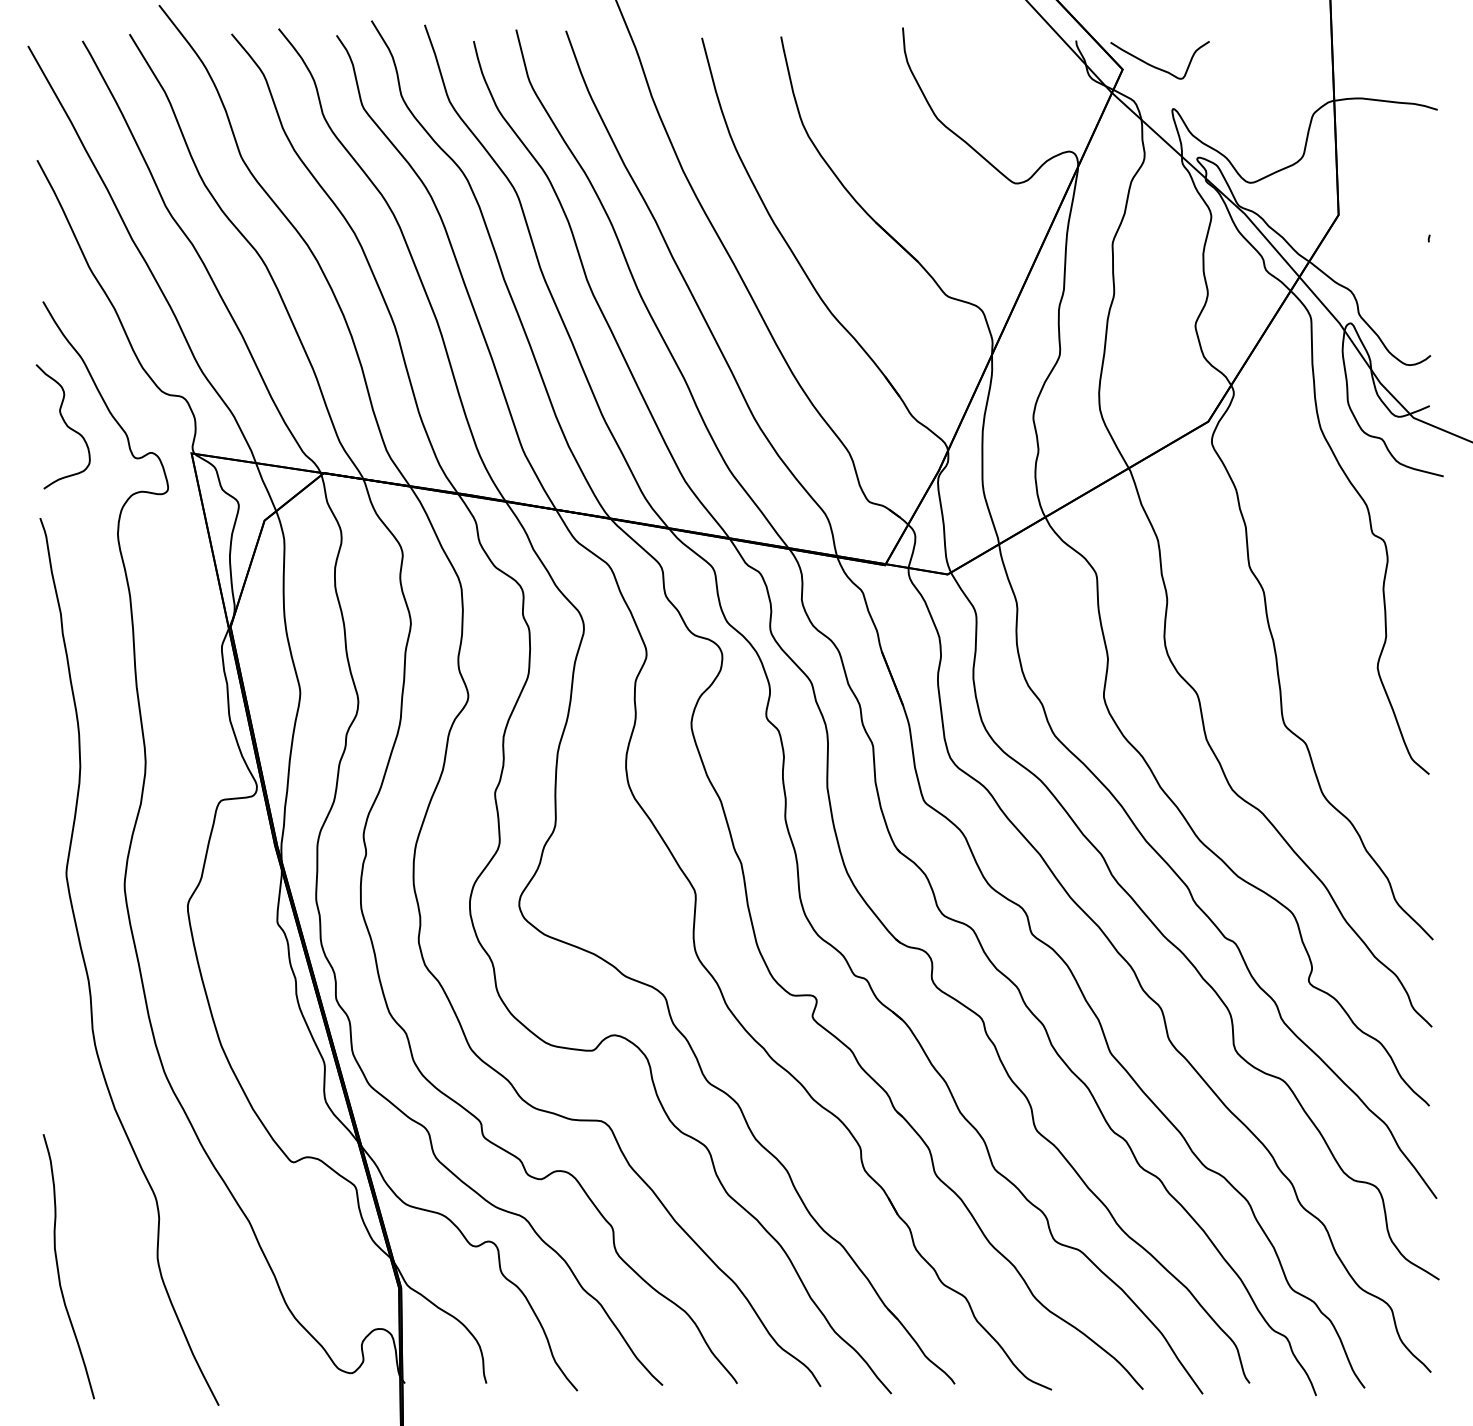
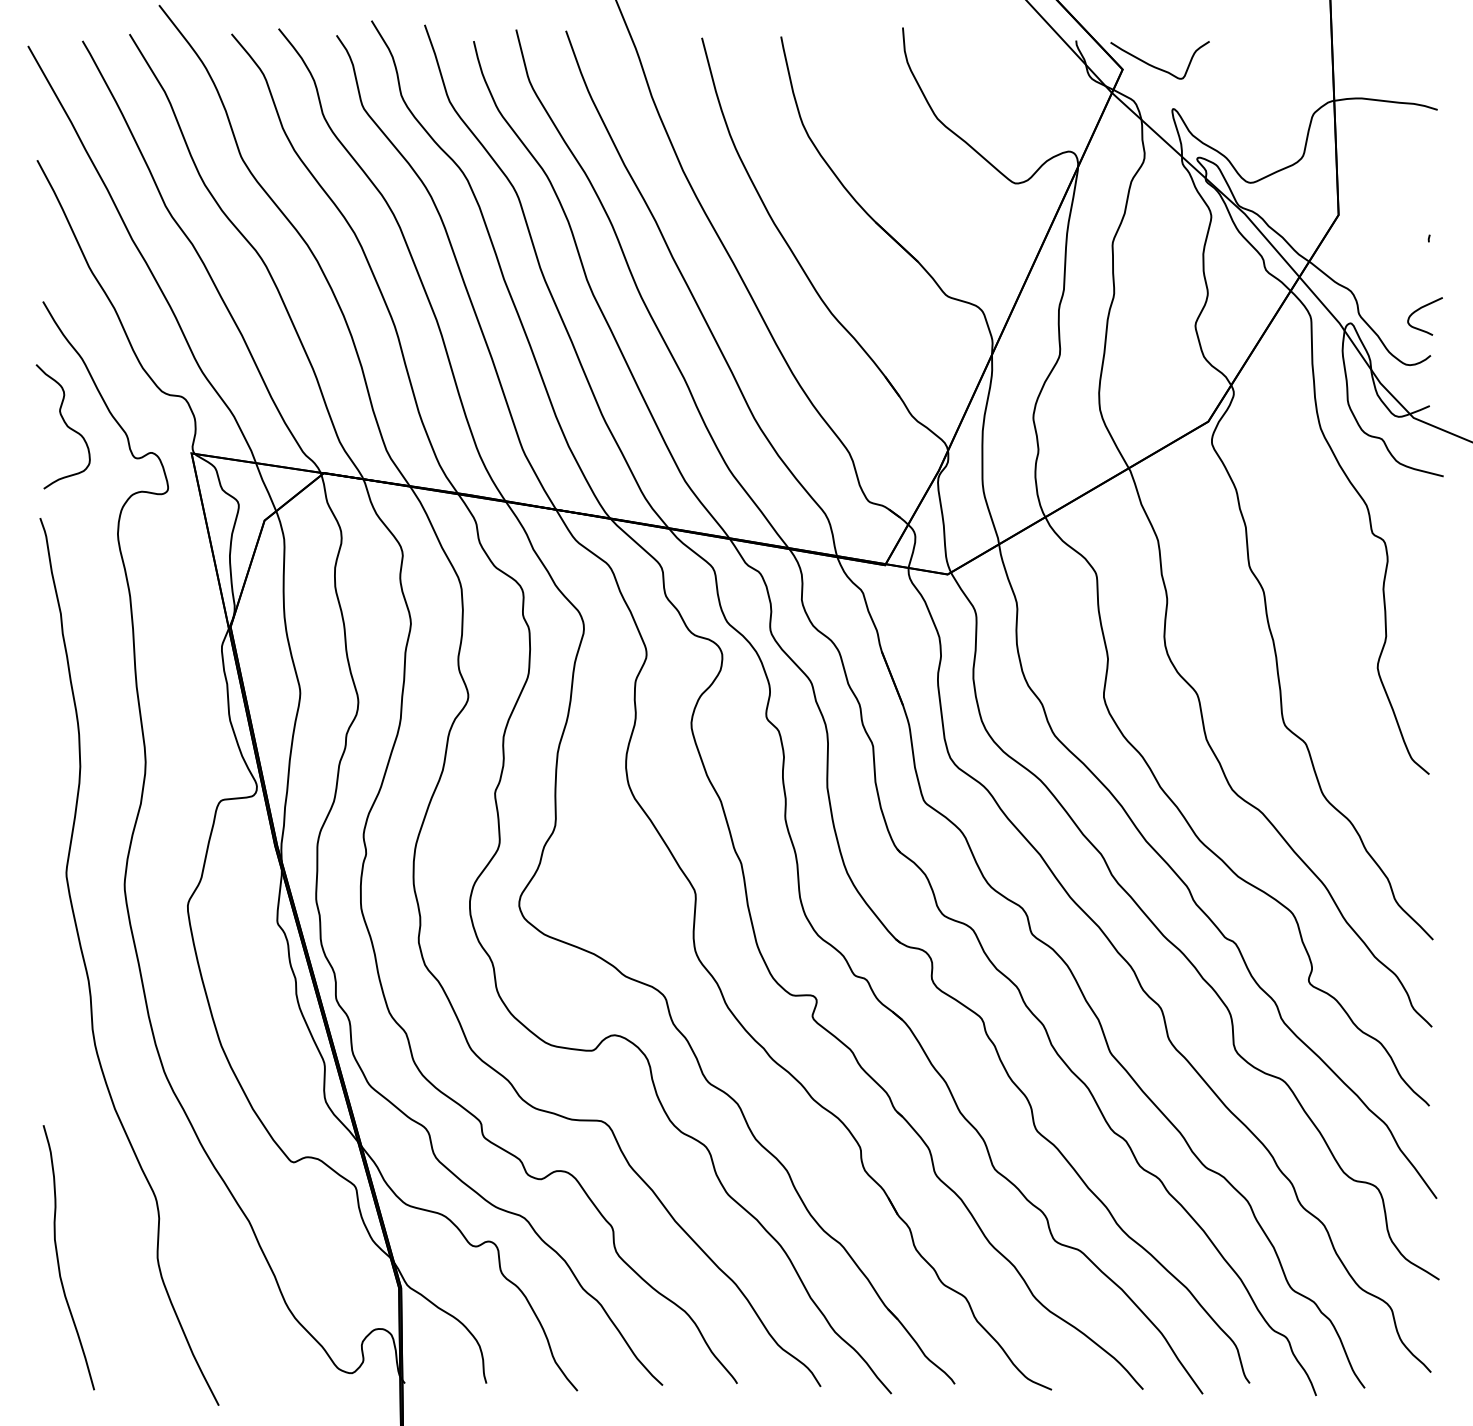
curve: none -> present (1420, 309)
curve position: (58, 1266) -> (58, 1257) (58, 1257)
